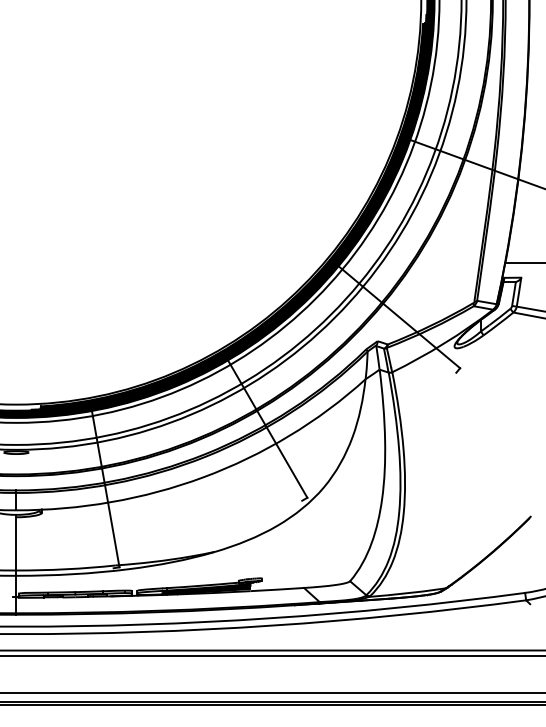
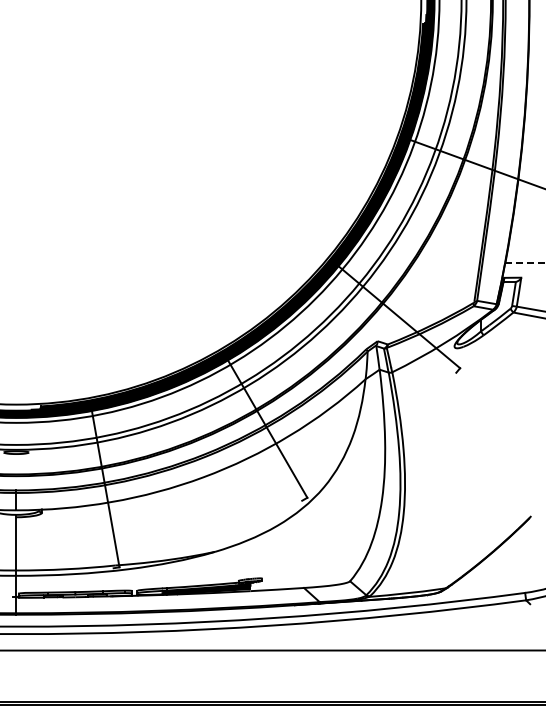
line: solid -> dashed (525, 262)
line: present -> none (272, 655)
line: present -> none (272, 692)
